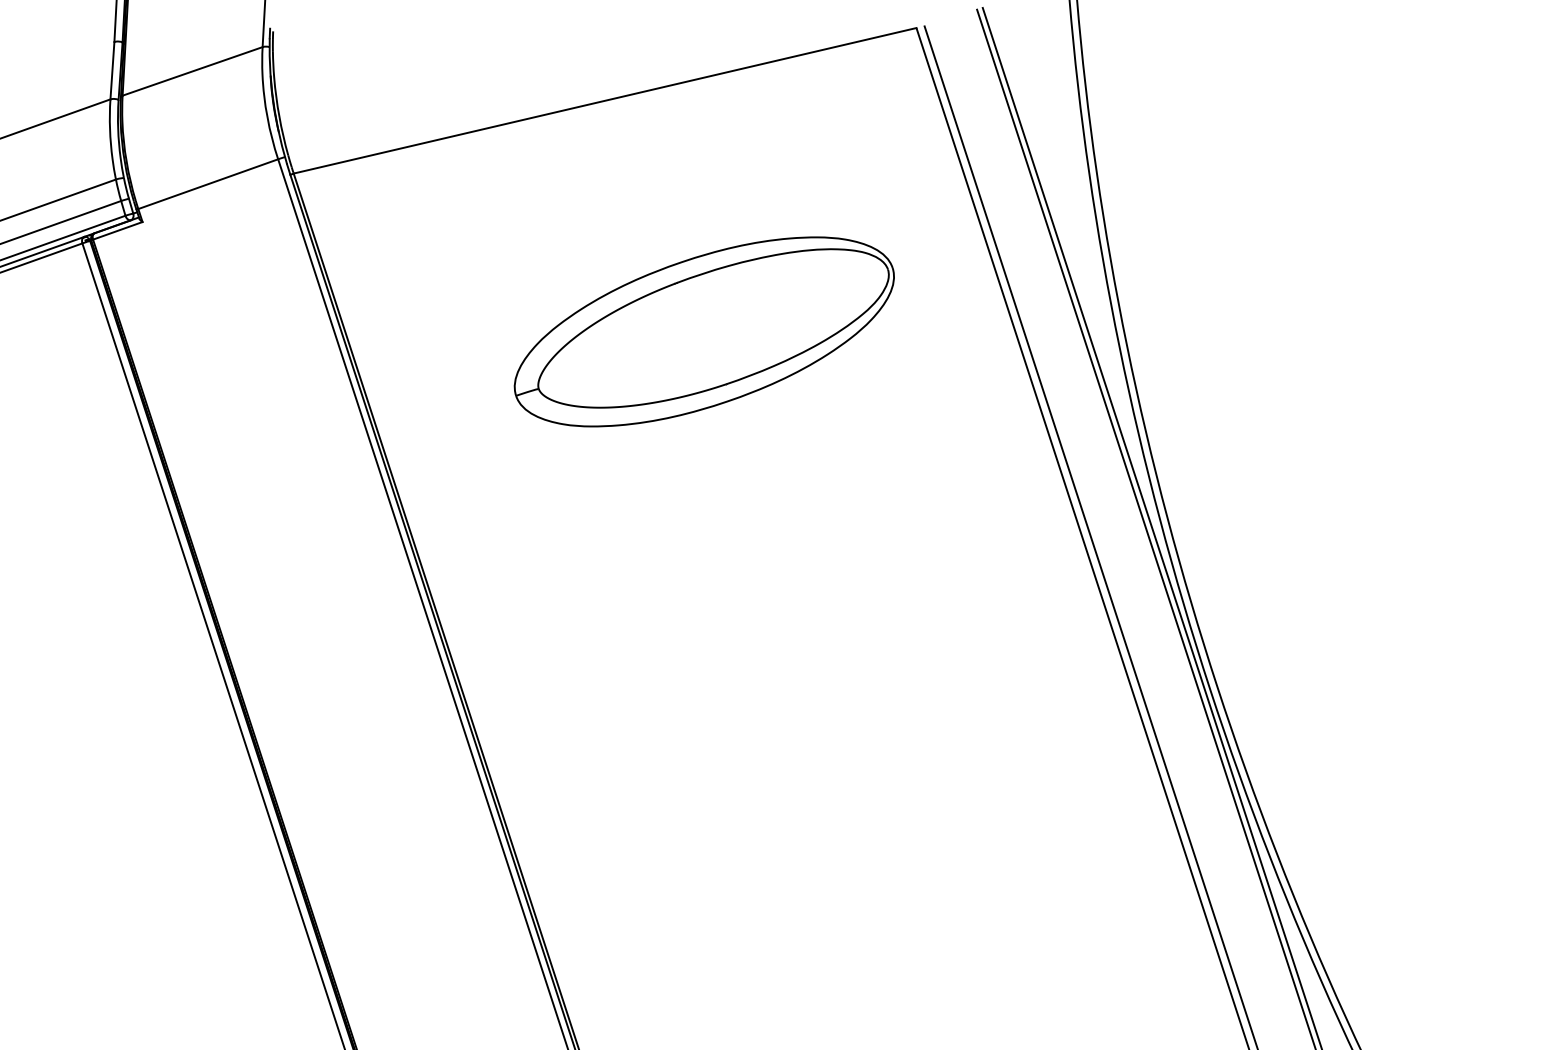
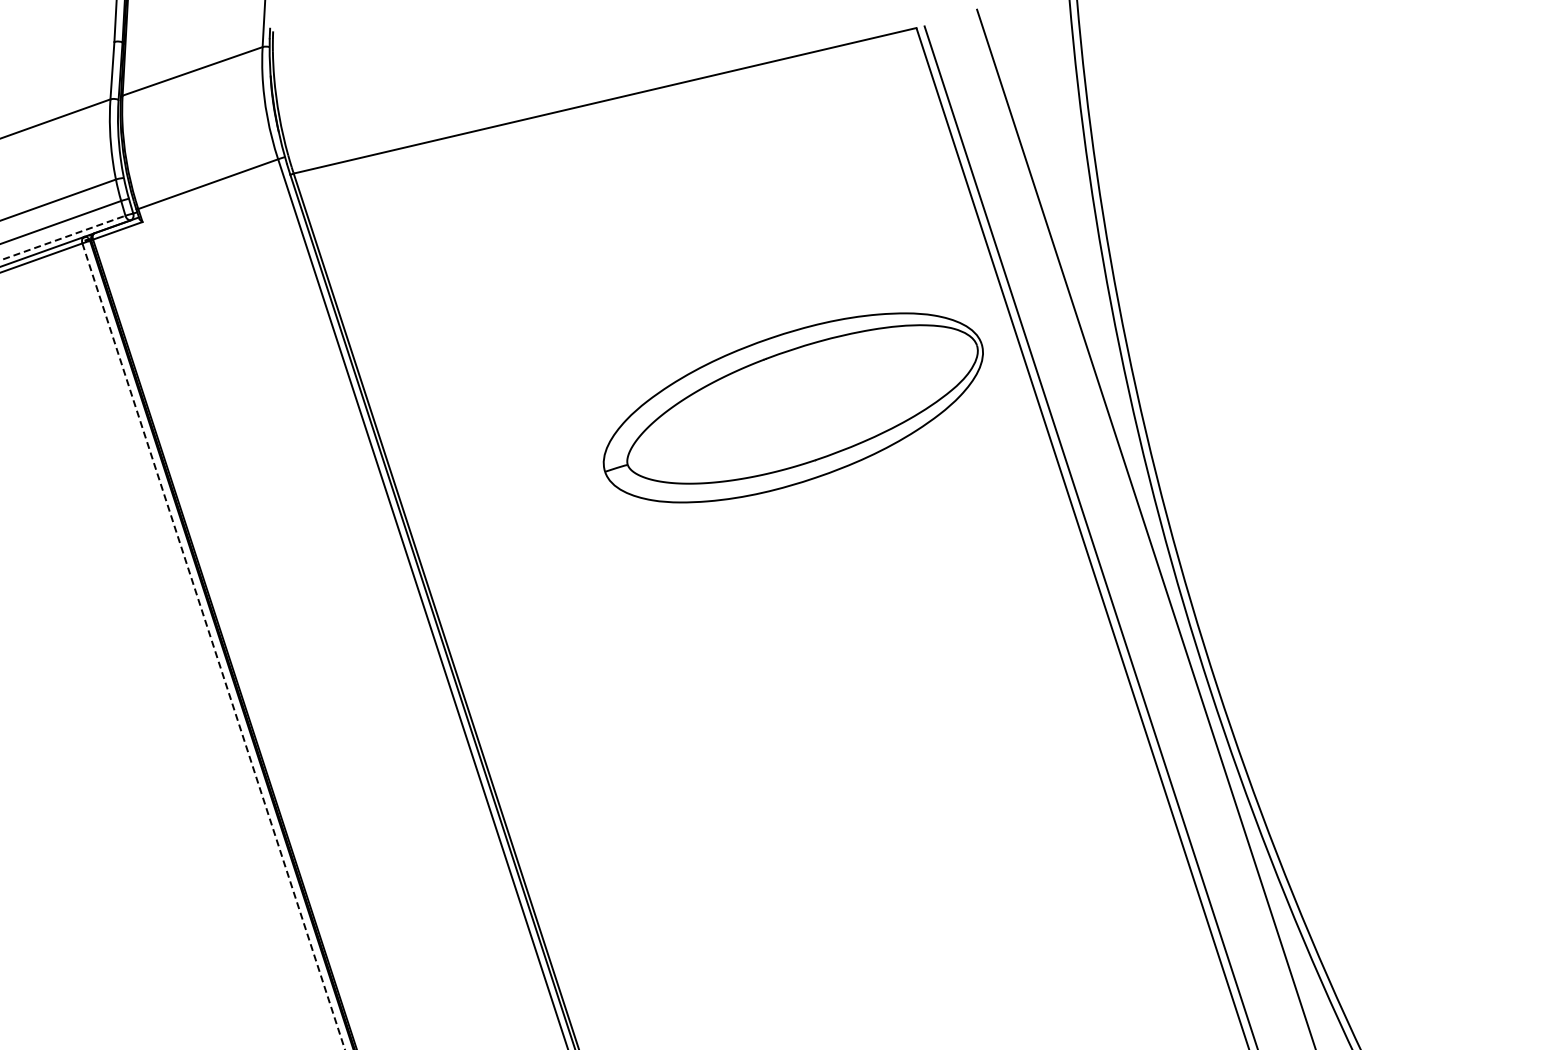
line: solid -> dashed (63, 237)
part position: (703, 331) -> (792, 407) (792, 407)
line: present -> none (1151, 526)
line: solid -> dashed (213, 646)
